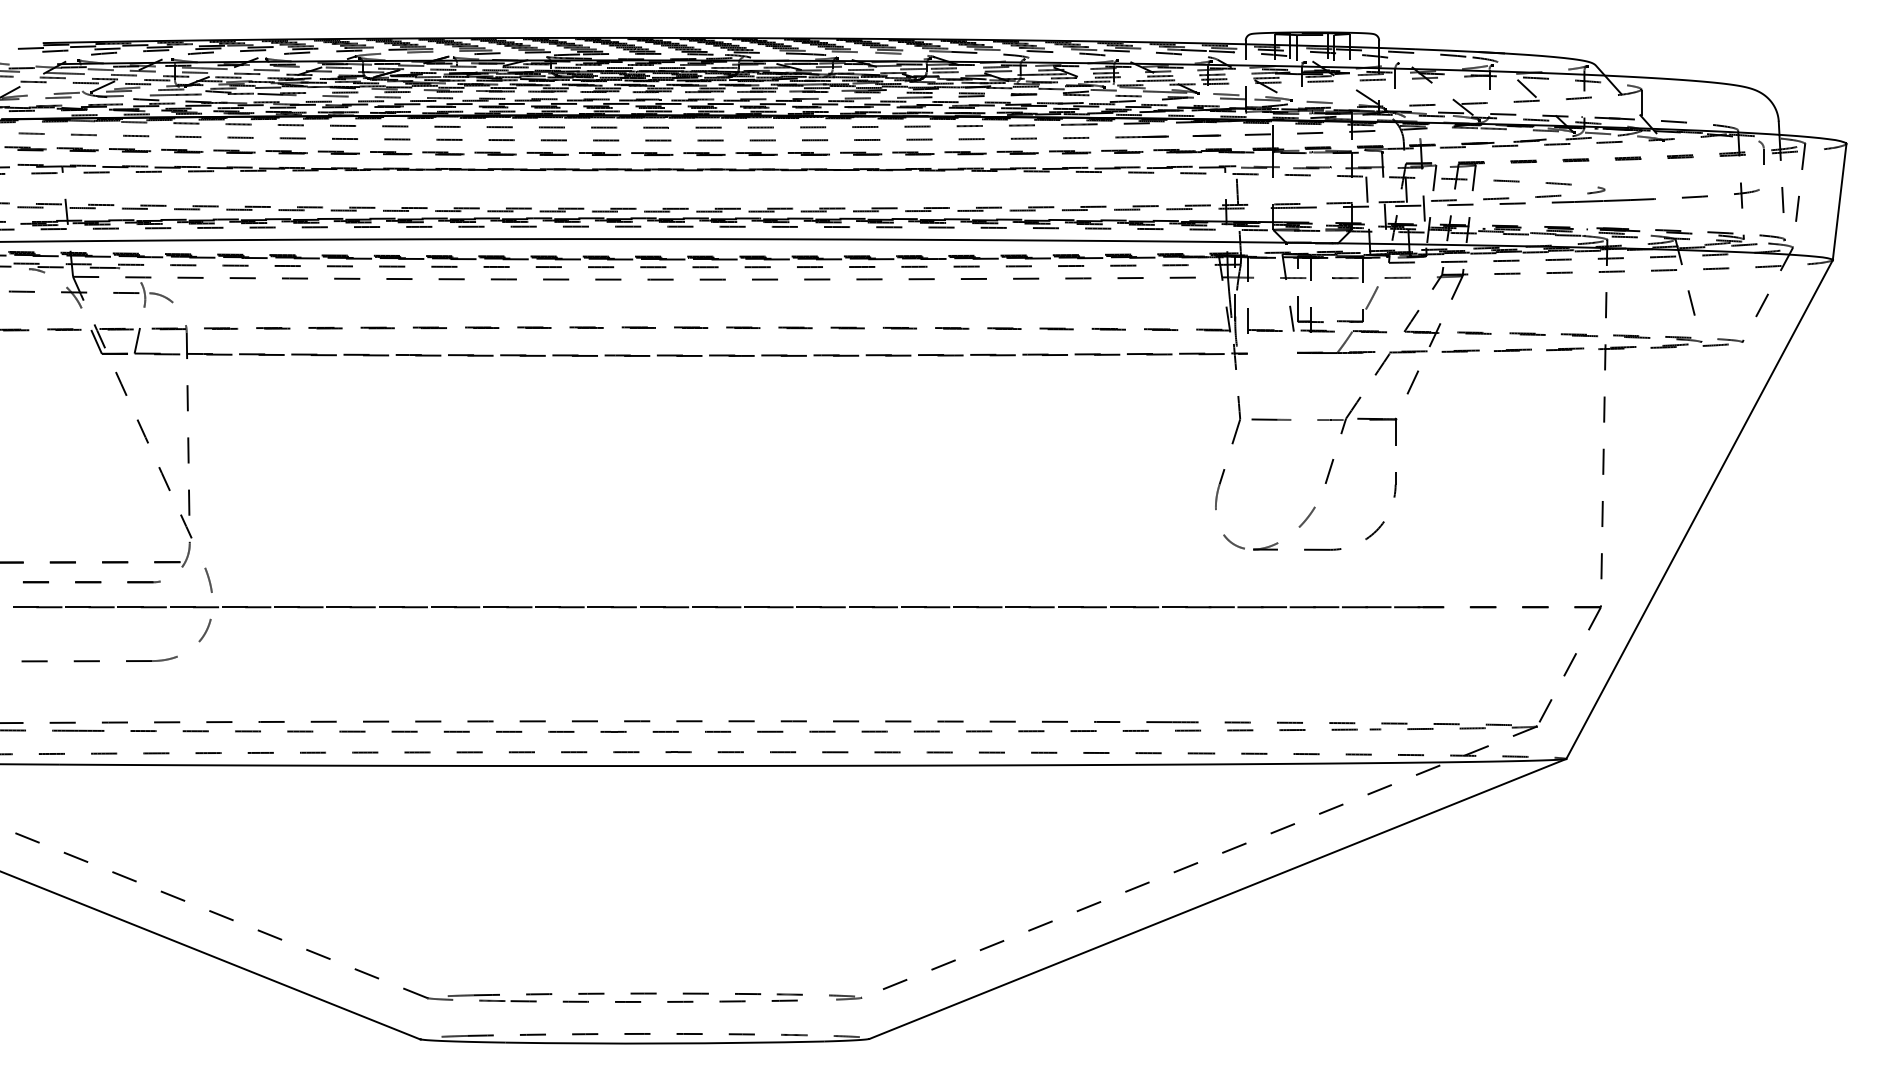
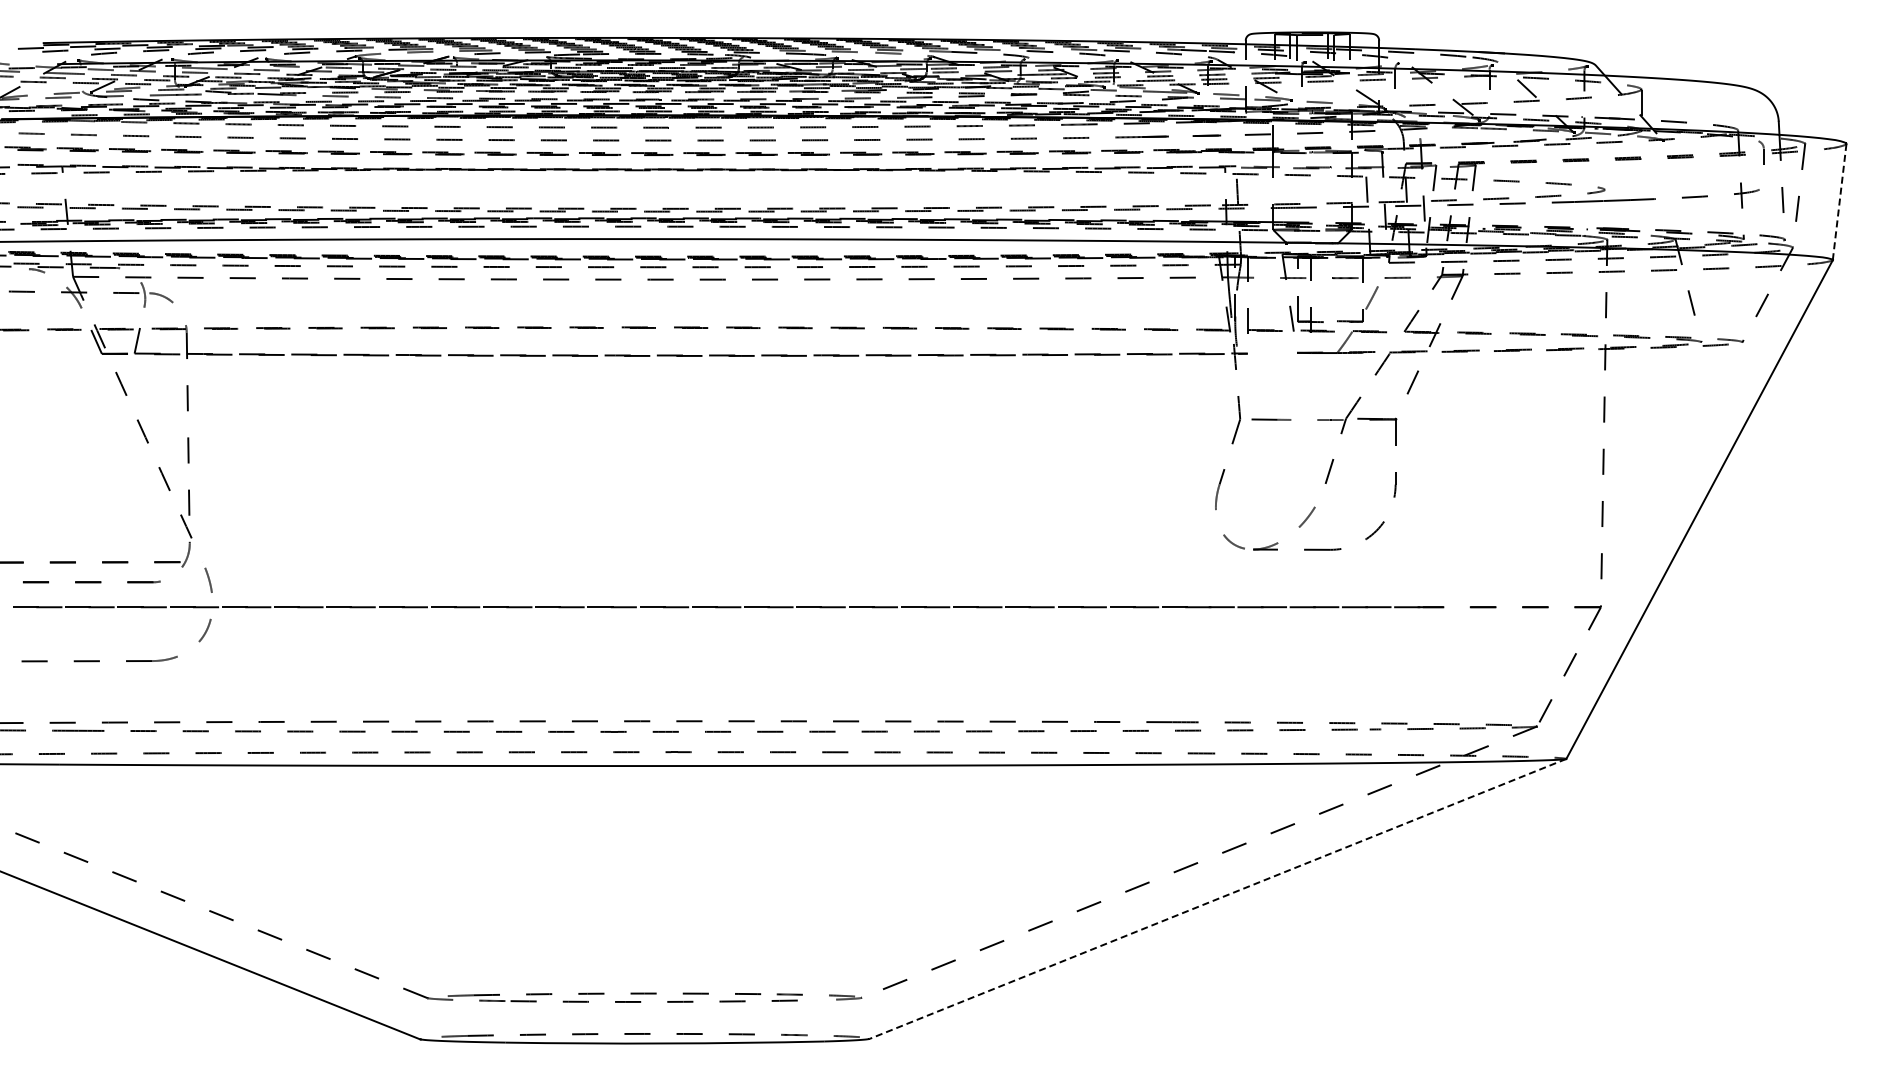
line: solid -> dashed (1839, 202)
line: solid -> dashed (1217, 899)
